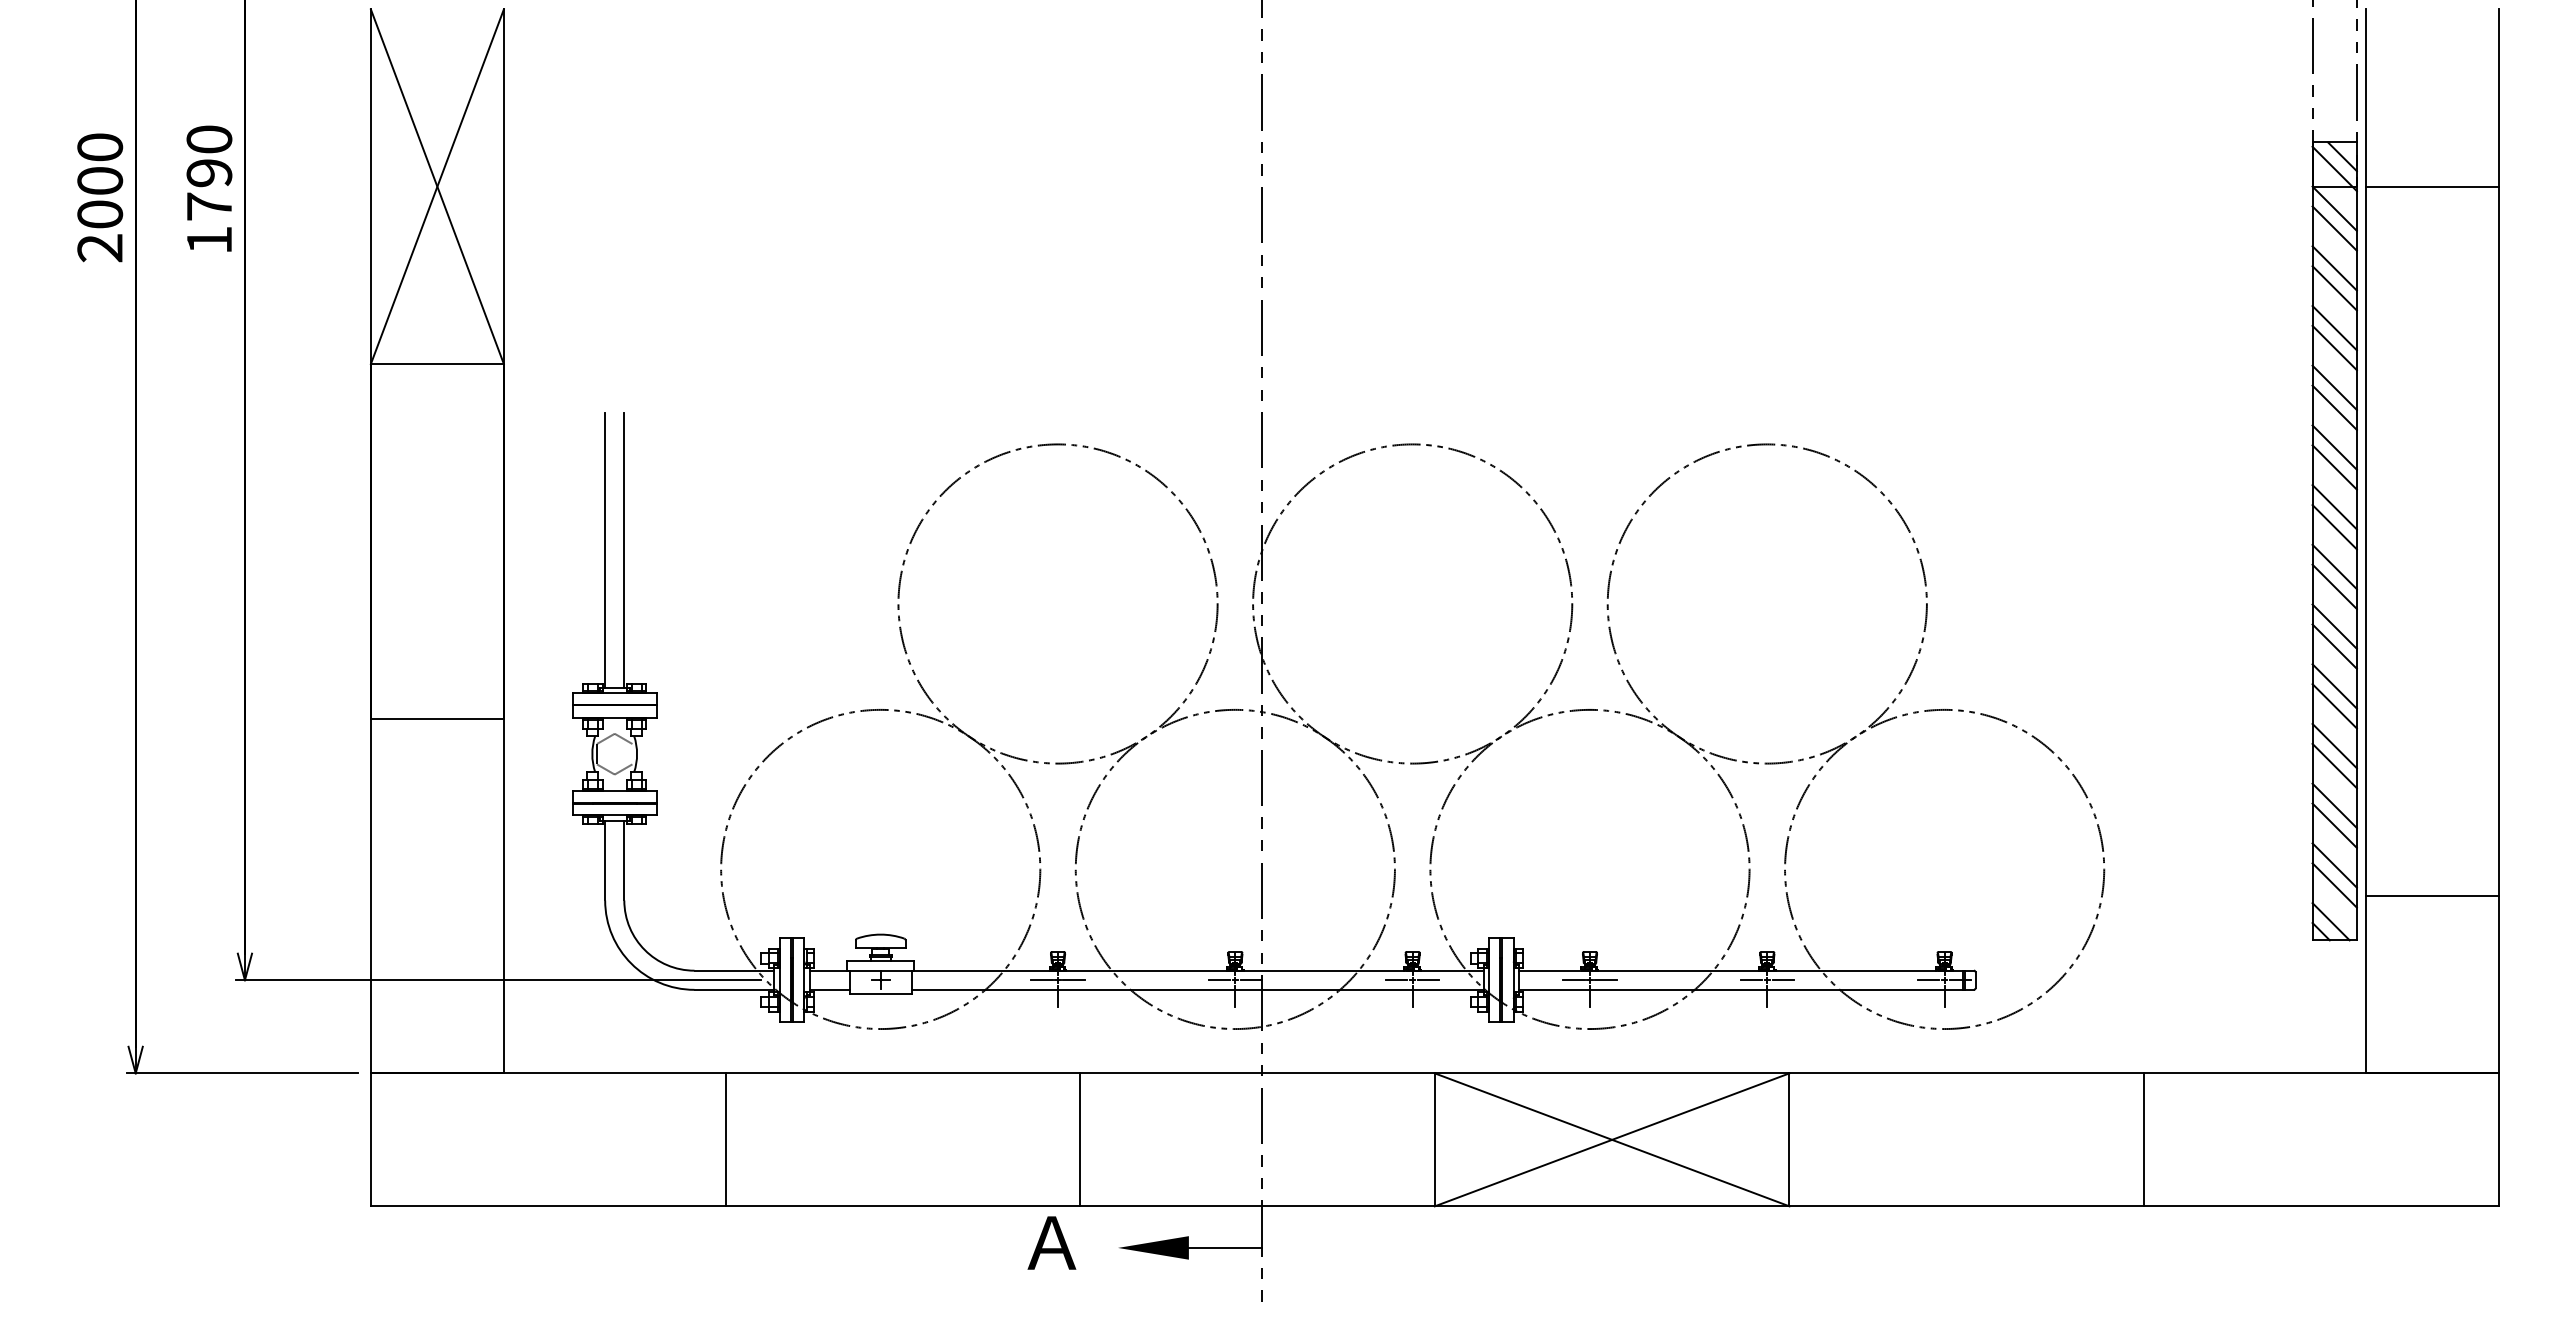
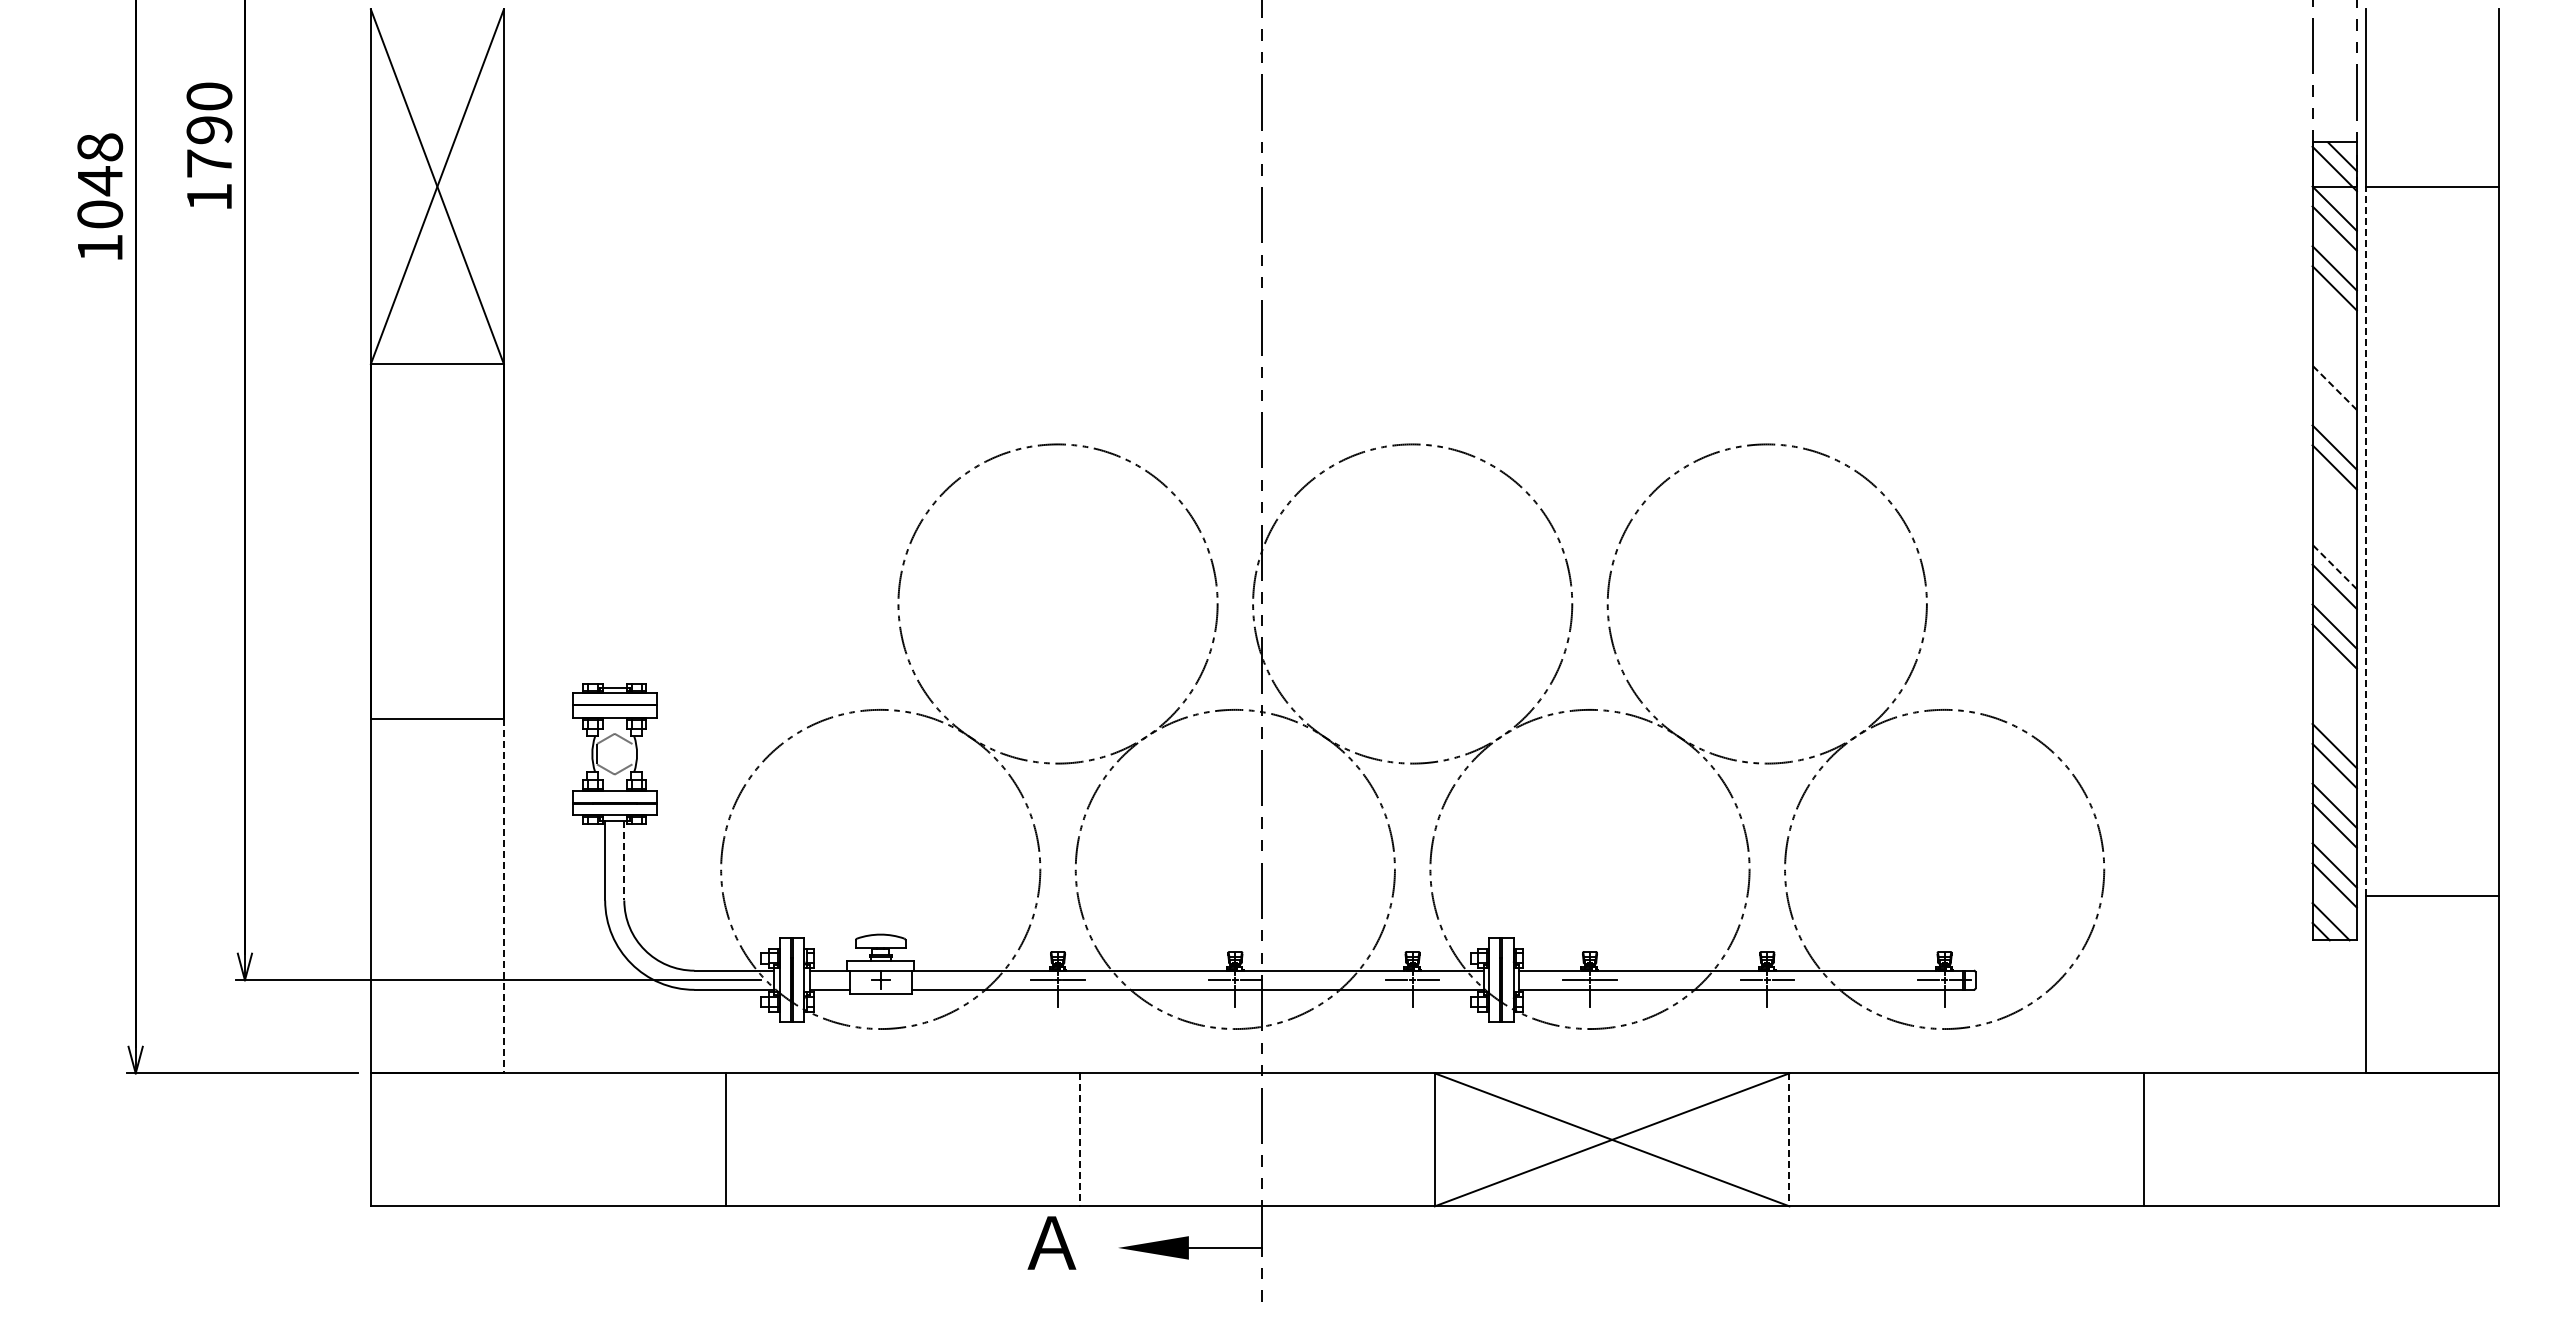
text position: (209, 188) -> (209, 145) (209, 145)
text: 2000 -> 1048 (100, 197)
line: present -> none (2334, 328)
line: present -> none (2334, 347)
line: solid -> dashed (2334, 387)
line: present -> none (2334, 407)
line: present -> none (2334, 507)
line: present -> none (2334, 527)
line: solid -> dashed (2365, 541)
line: present -> none (605, 549)
line: present -> none (624, 549)
line: solid -> dashed (2334, 566)
line: present -> none (2334, 686)
line: present -> none (2334, 706)
line: solid -> dashed (624, 860)
line: solid -> dashed (503, 896)
line: solid -> dashed (1080, 1140)
line: solid -> dashed (1789, 1140)
